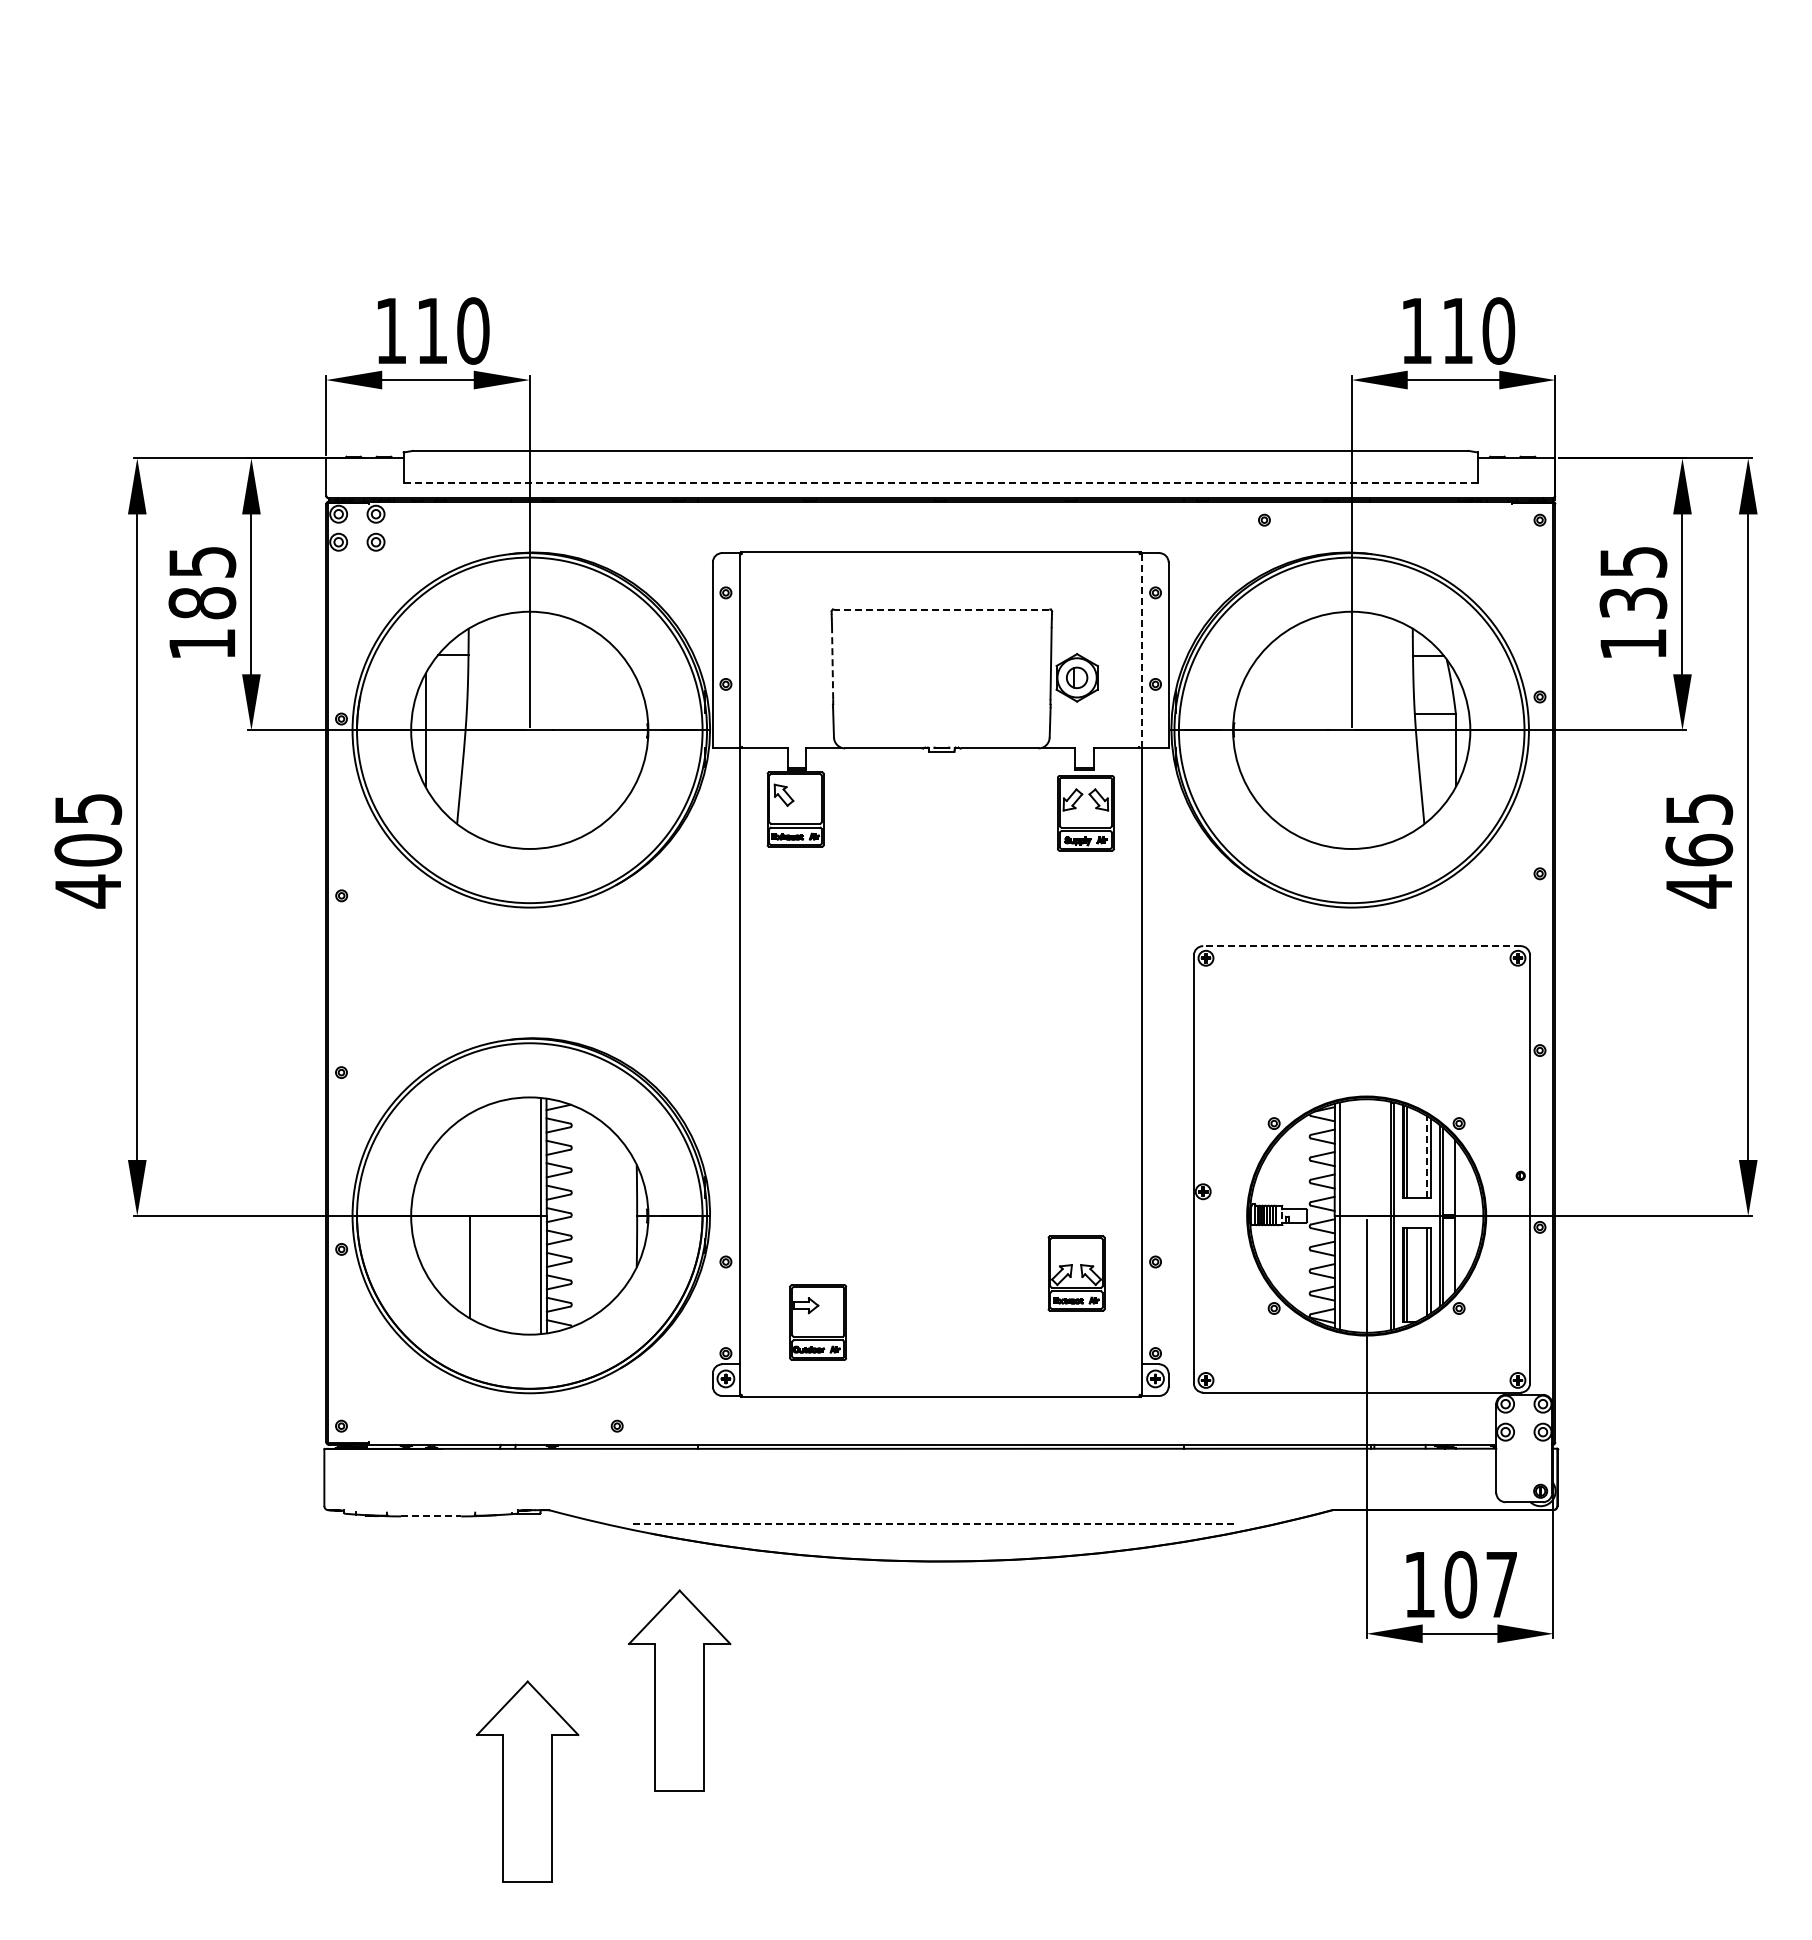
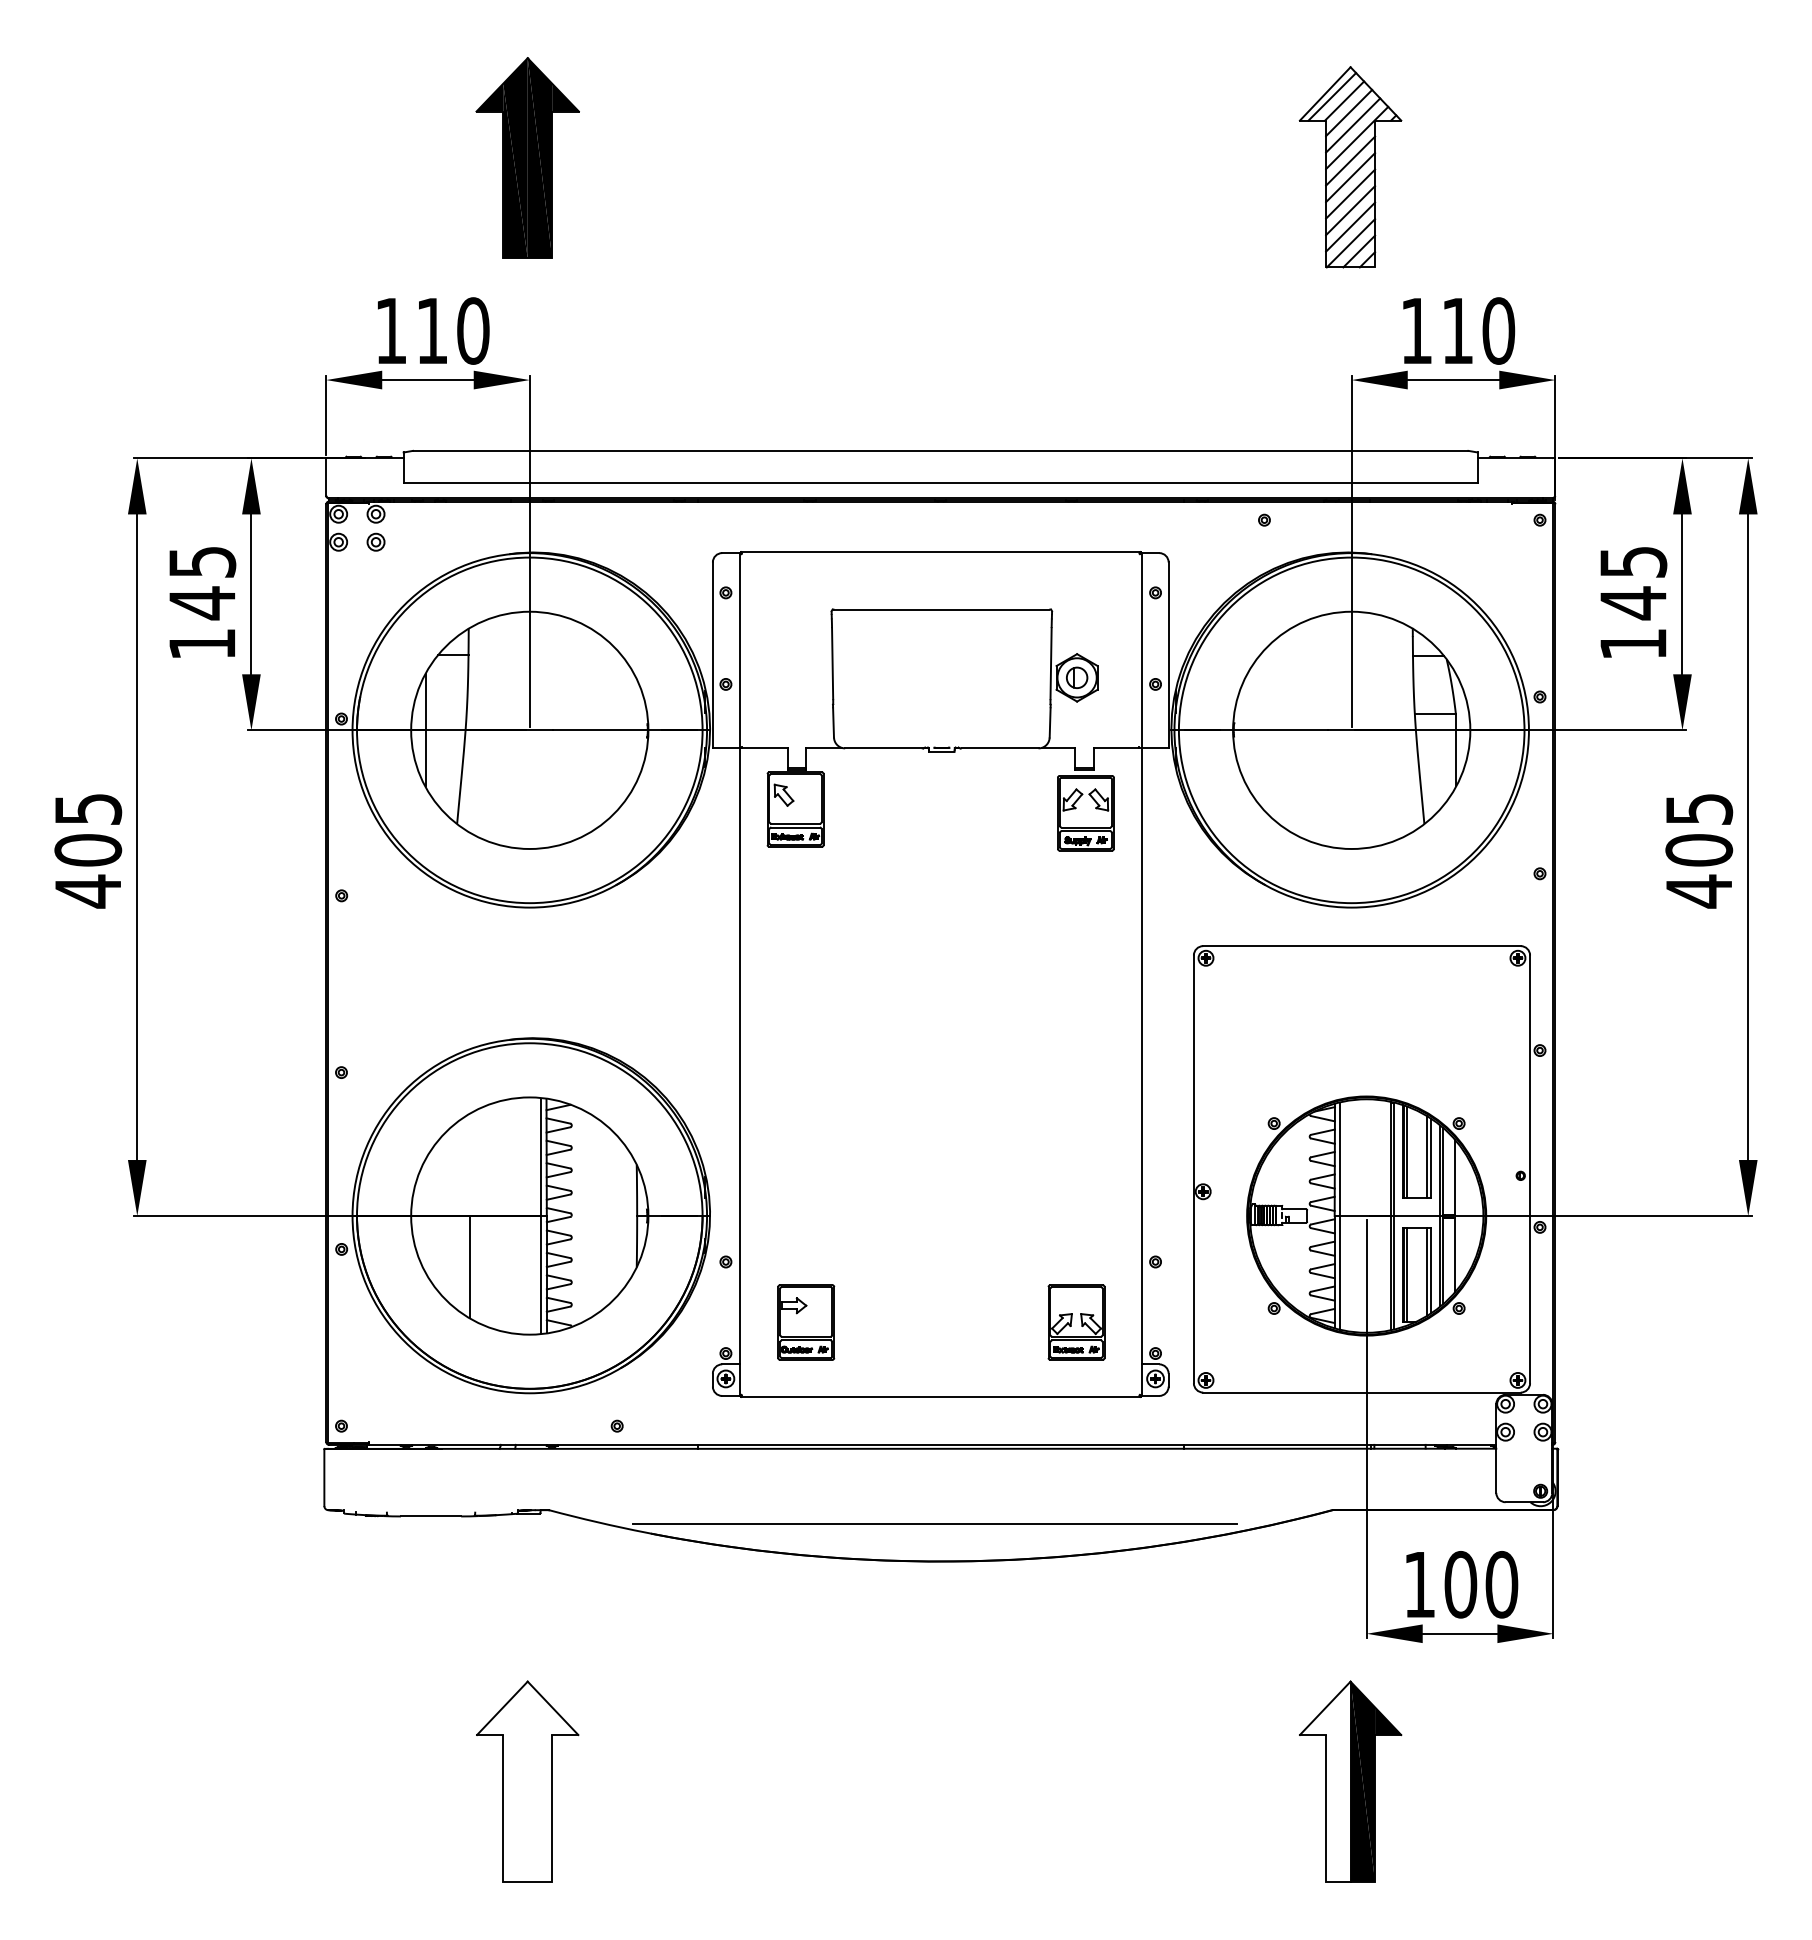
part: none -> present (527, 157)
part: none -> present (1350, 167)
line: dashed -> solid (941, 482)
text: 185 -> 145 (202, 603)
text: 135 -> 145 (1633, 603)
line: dashed -> solid (941, 609)
line: dashed -> solid (1141, 650)
line: dashed -> solid (832, 663)
text: 465 -> 405 (1698, 849)
line: dashed -> solid (1361, 946)
line: dashed -> solid (1426, 1156)
part position: (1076, 1273) -> (1076, 1322) (1076, 1322)
part position: (818, 1322) -> (806, 1322) (806, 1322)
line: dashed -> solid (431, 1516)
line: dashed -> solid (935, 1523)
text: 107 -> 100 (1501, 1584)
part: present -> none (679, 1690)
part: none -> present (1350, 1781)
